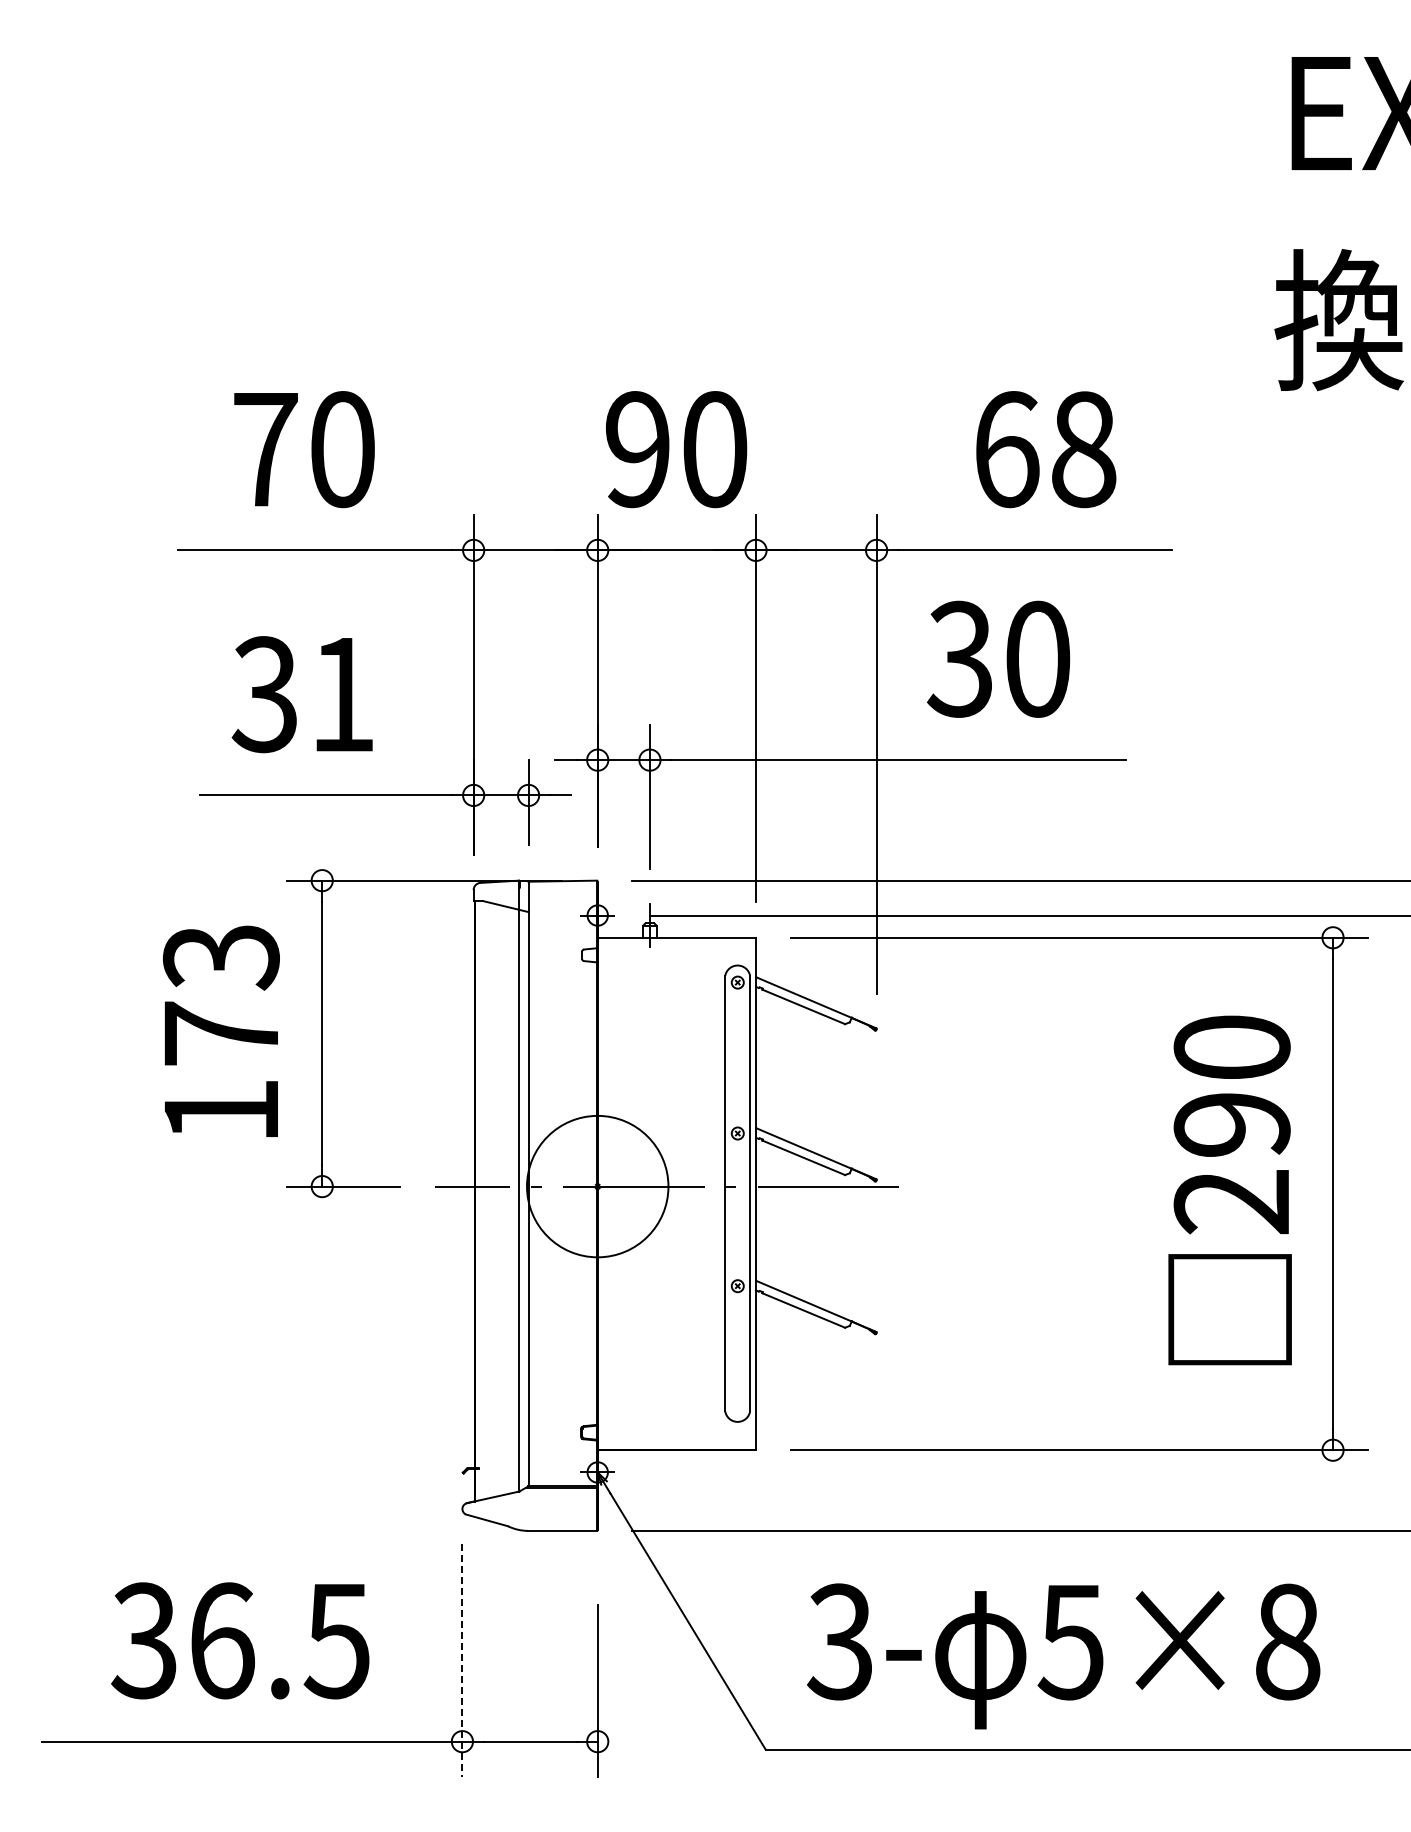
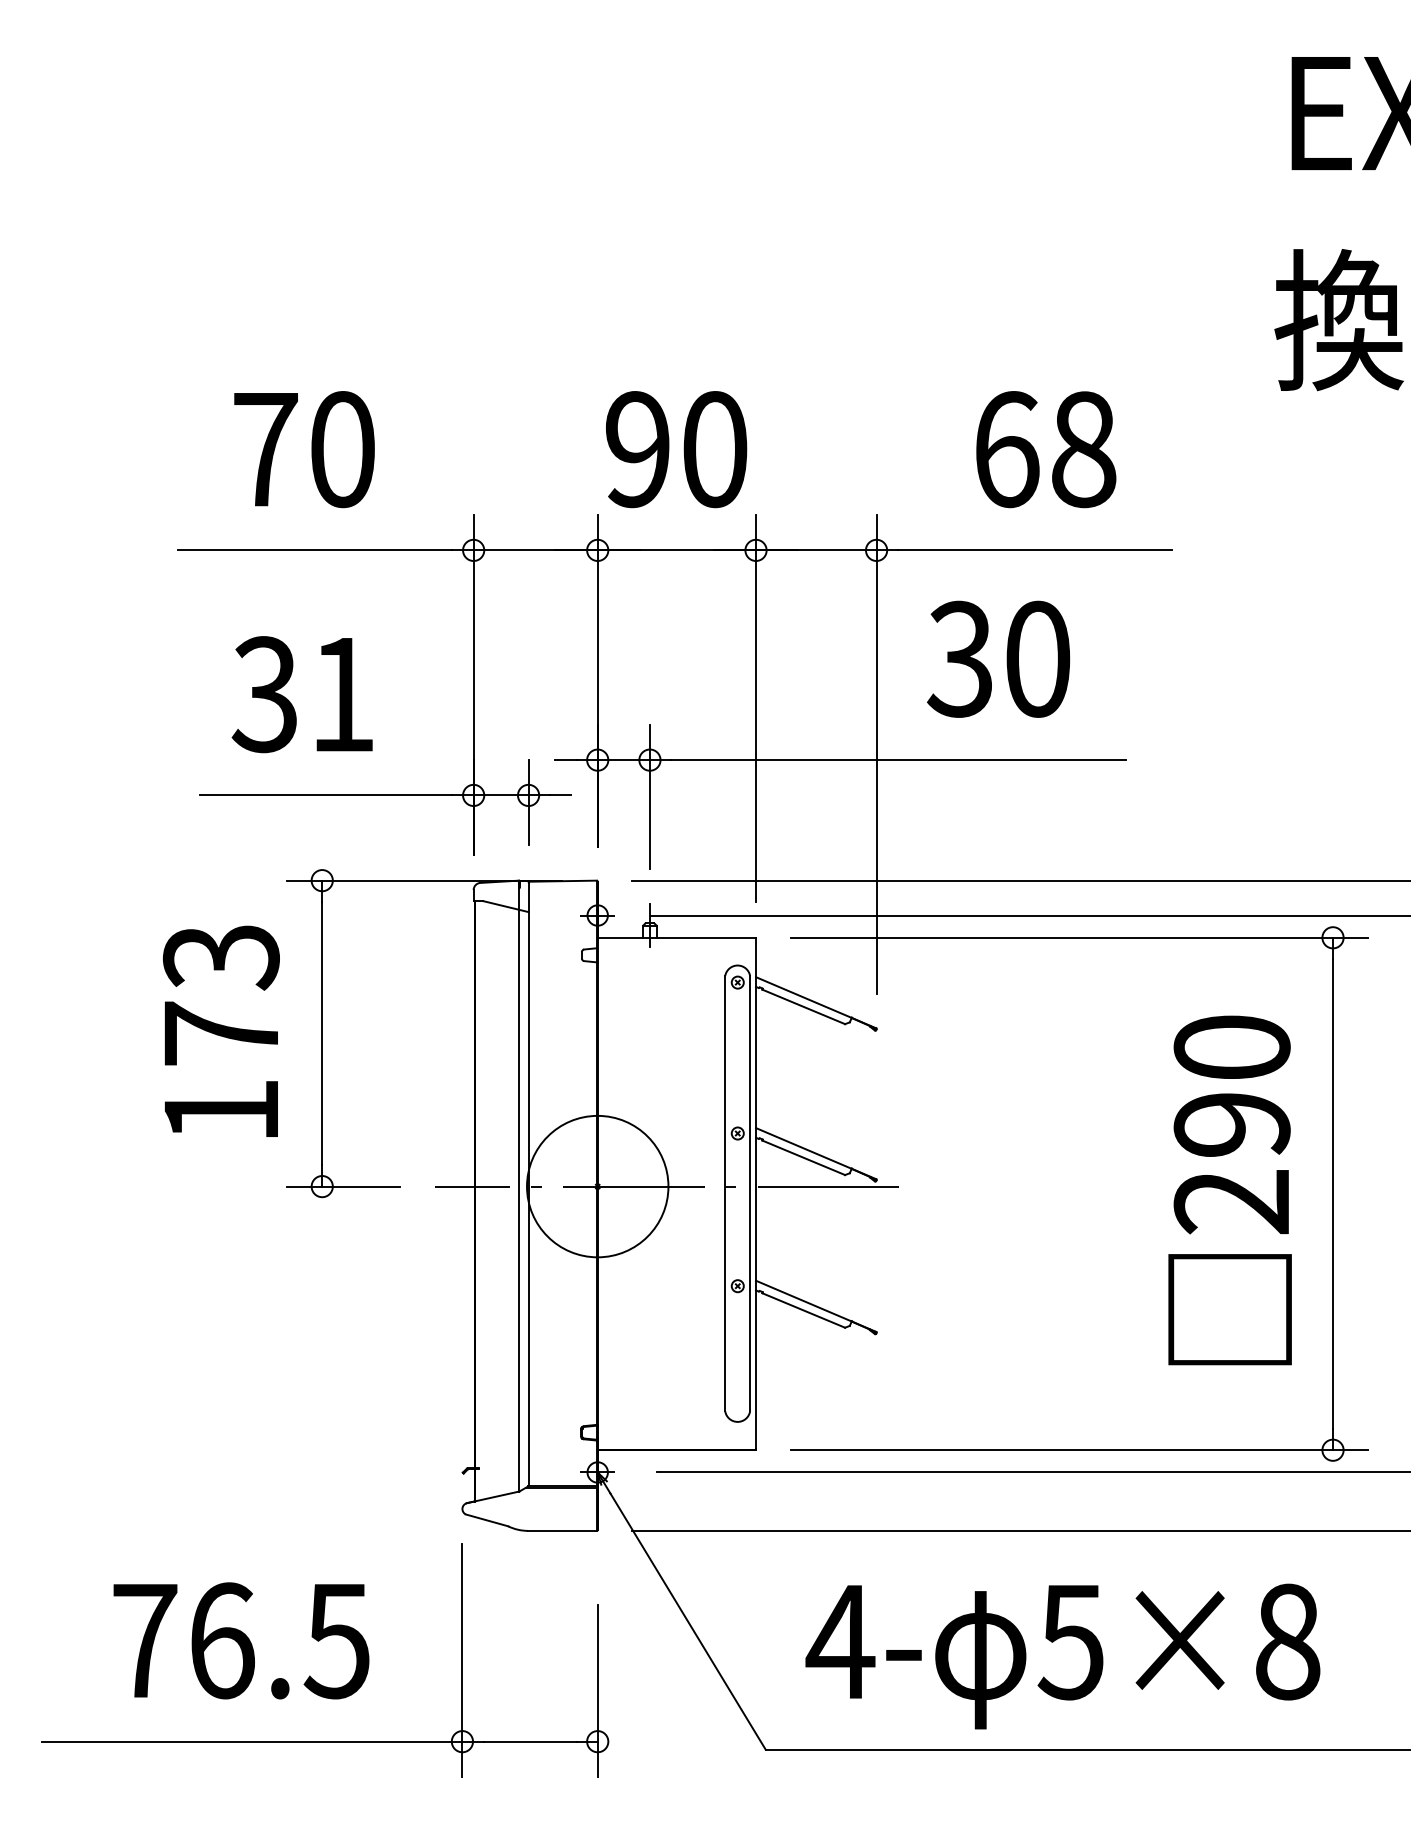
line: none -> present (1031, 1472)
text: 36.5 -> 76.5 (144, 1640)
text: 3- -> 4- (840, 1641)
line: dashed -> solid (462, 1661)
